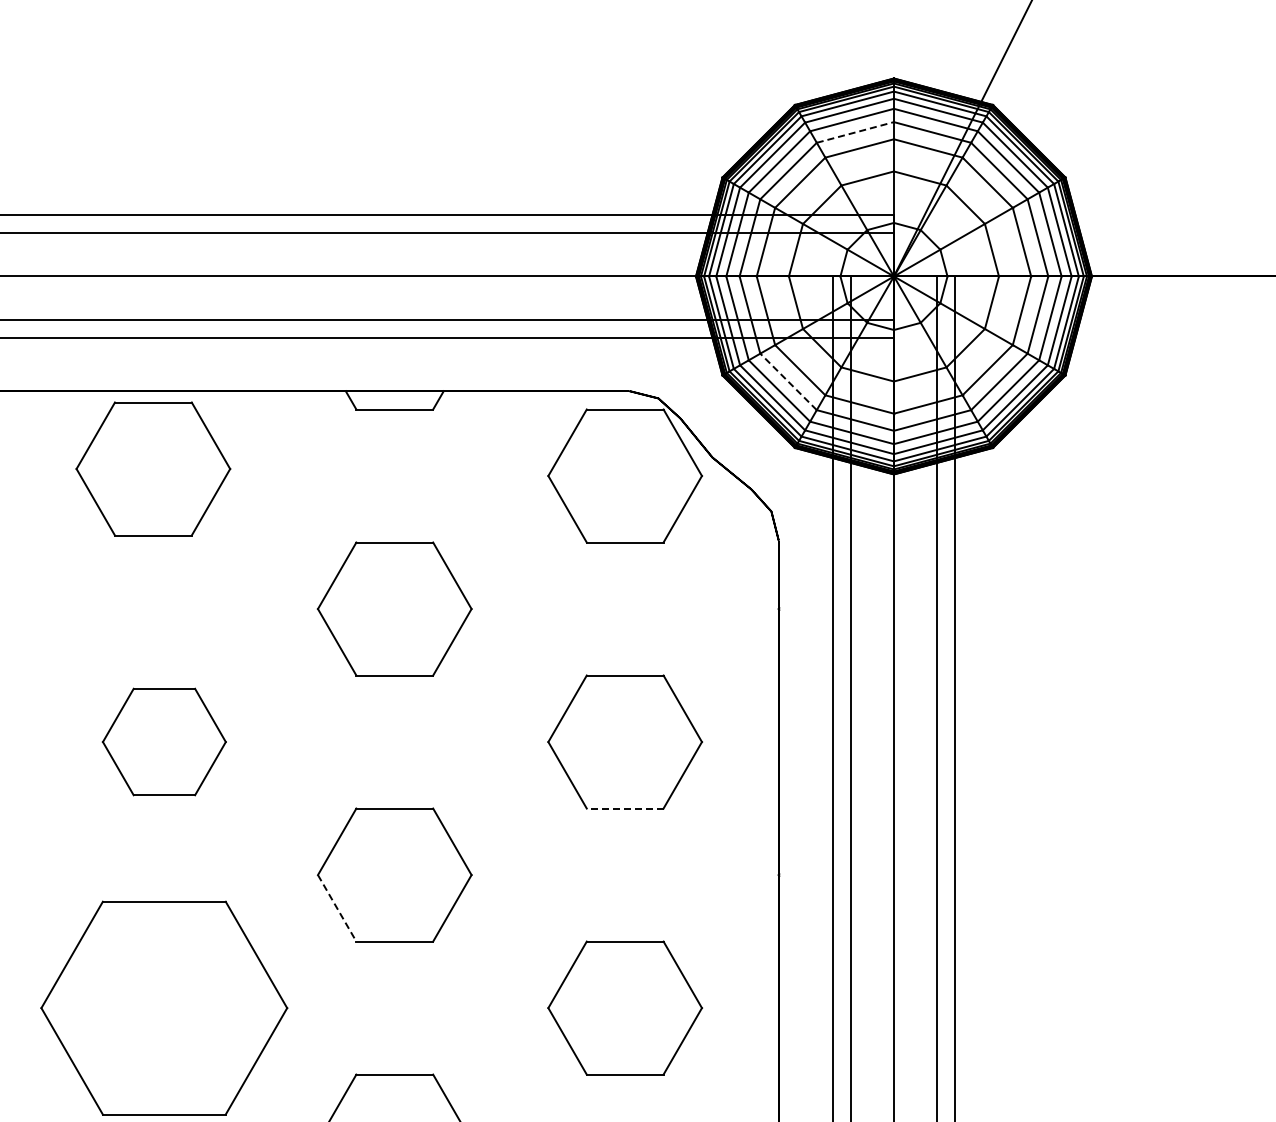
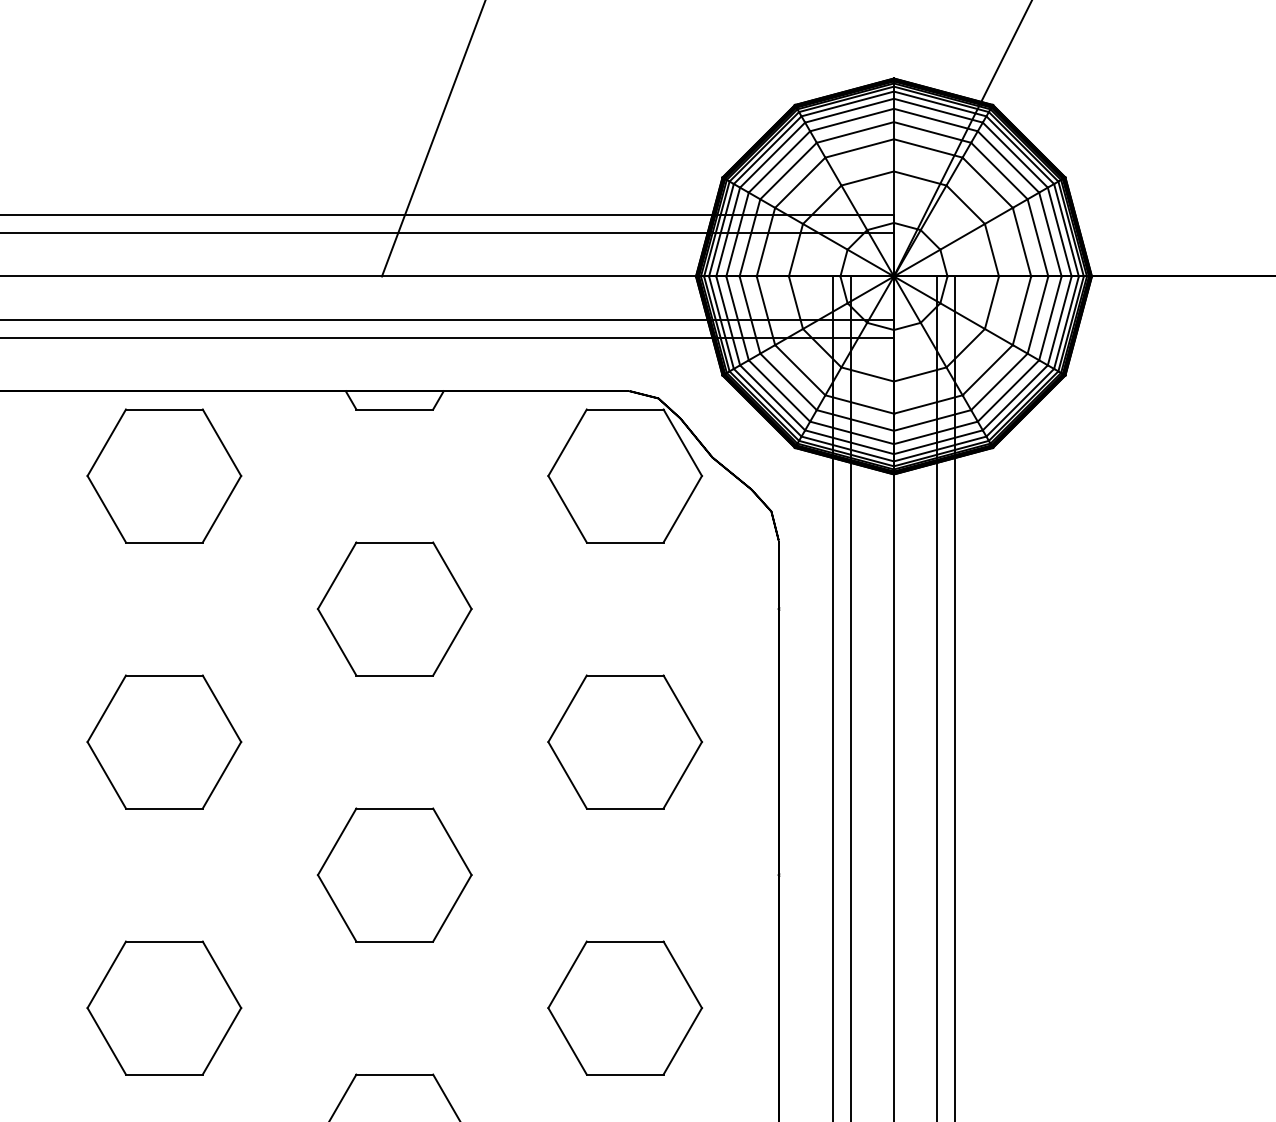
line: dashed -> solid (855, 132)
line: none -> present (432, 139)
line: dashed -> solid (788, 381)
part position: (153, 468) -> (164, 475) (164, 475)
part size: 126x110 px -> 157x136 px (164, 741)
line: dashed -> solid (624, 808)
line: dashed -> solid (337, 908)
part size: 249x216 px -> 157x136 px (164, 1007)
